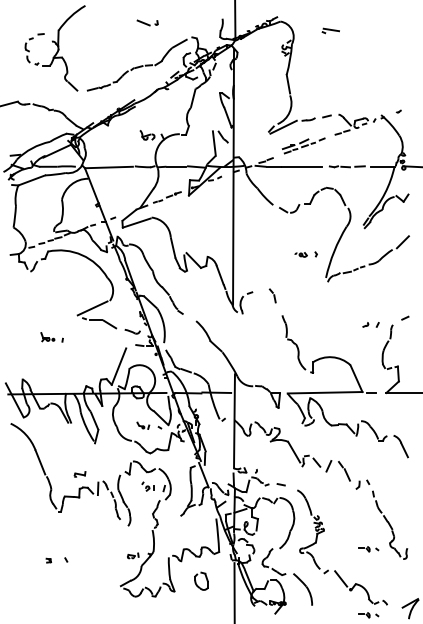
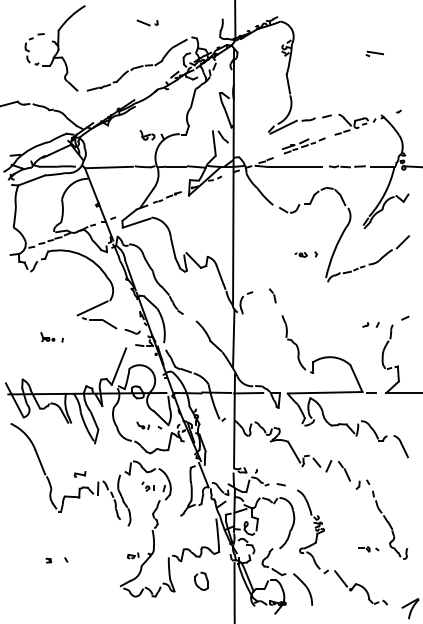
part position: (330, 30) -> (374, 53) (374, 53)
line: none -> present (233, 337)
line: none -> present (248, 392)
part: present -> none (368, 615)
